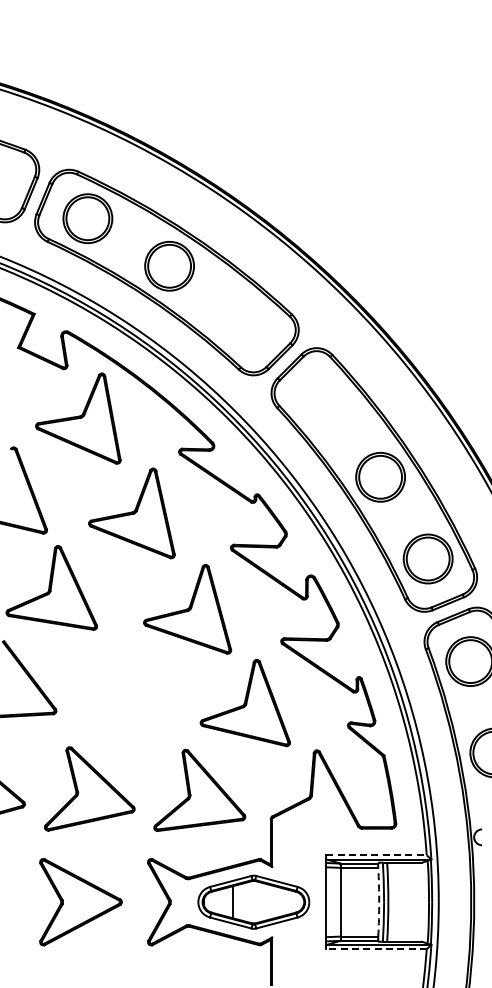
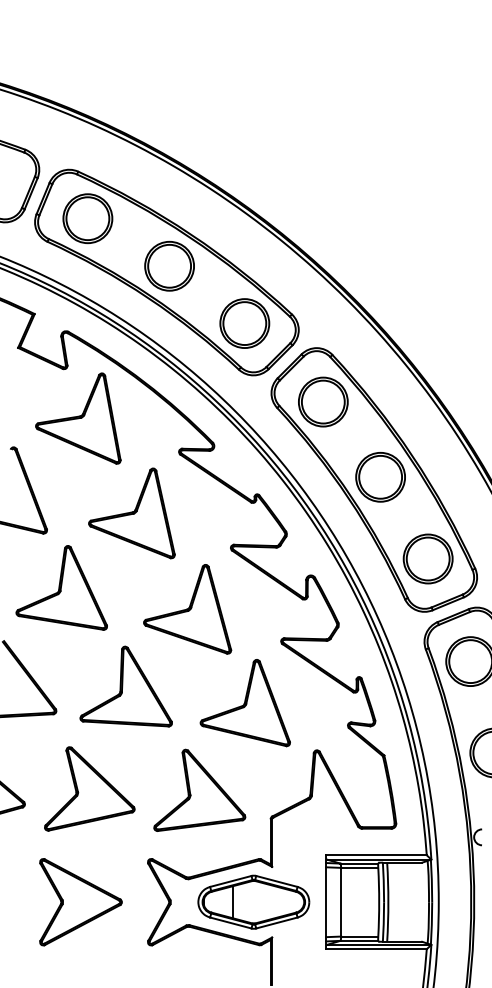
part: none -> present (244, 323)
part: none -> present (323, 401)
part position: (51, 587) -> (61, 587) (61, 587)
part: none -> present (125, 686)
line: dashed -> solid (377, 855)
arc: dashed -> solid (379, 902)
line: dashed -> solid (376, 949)
